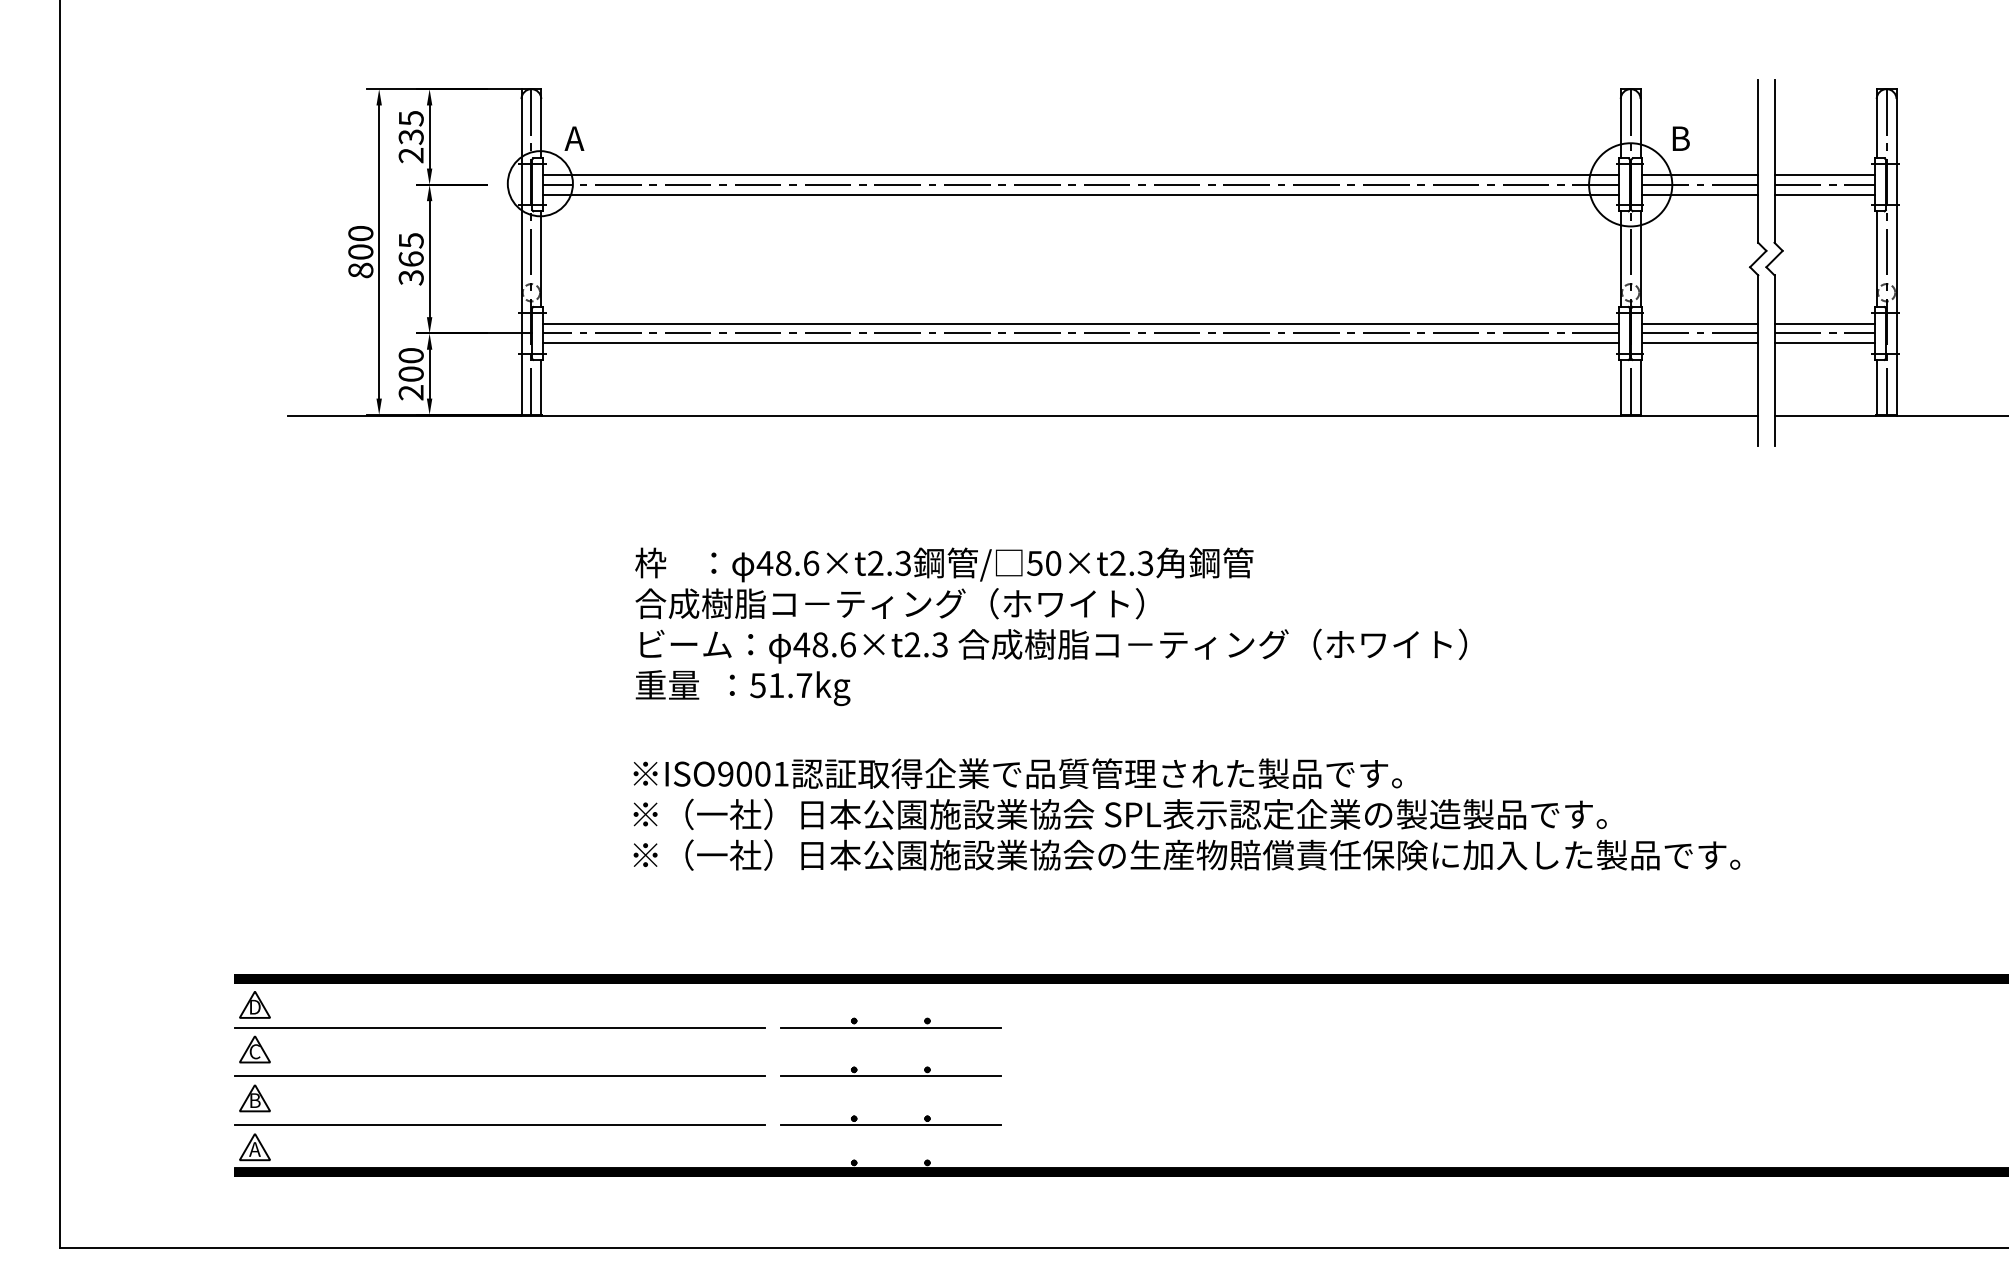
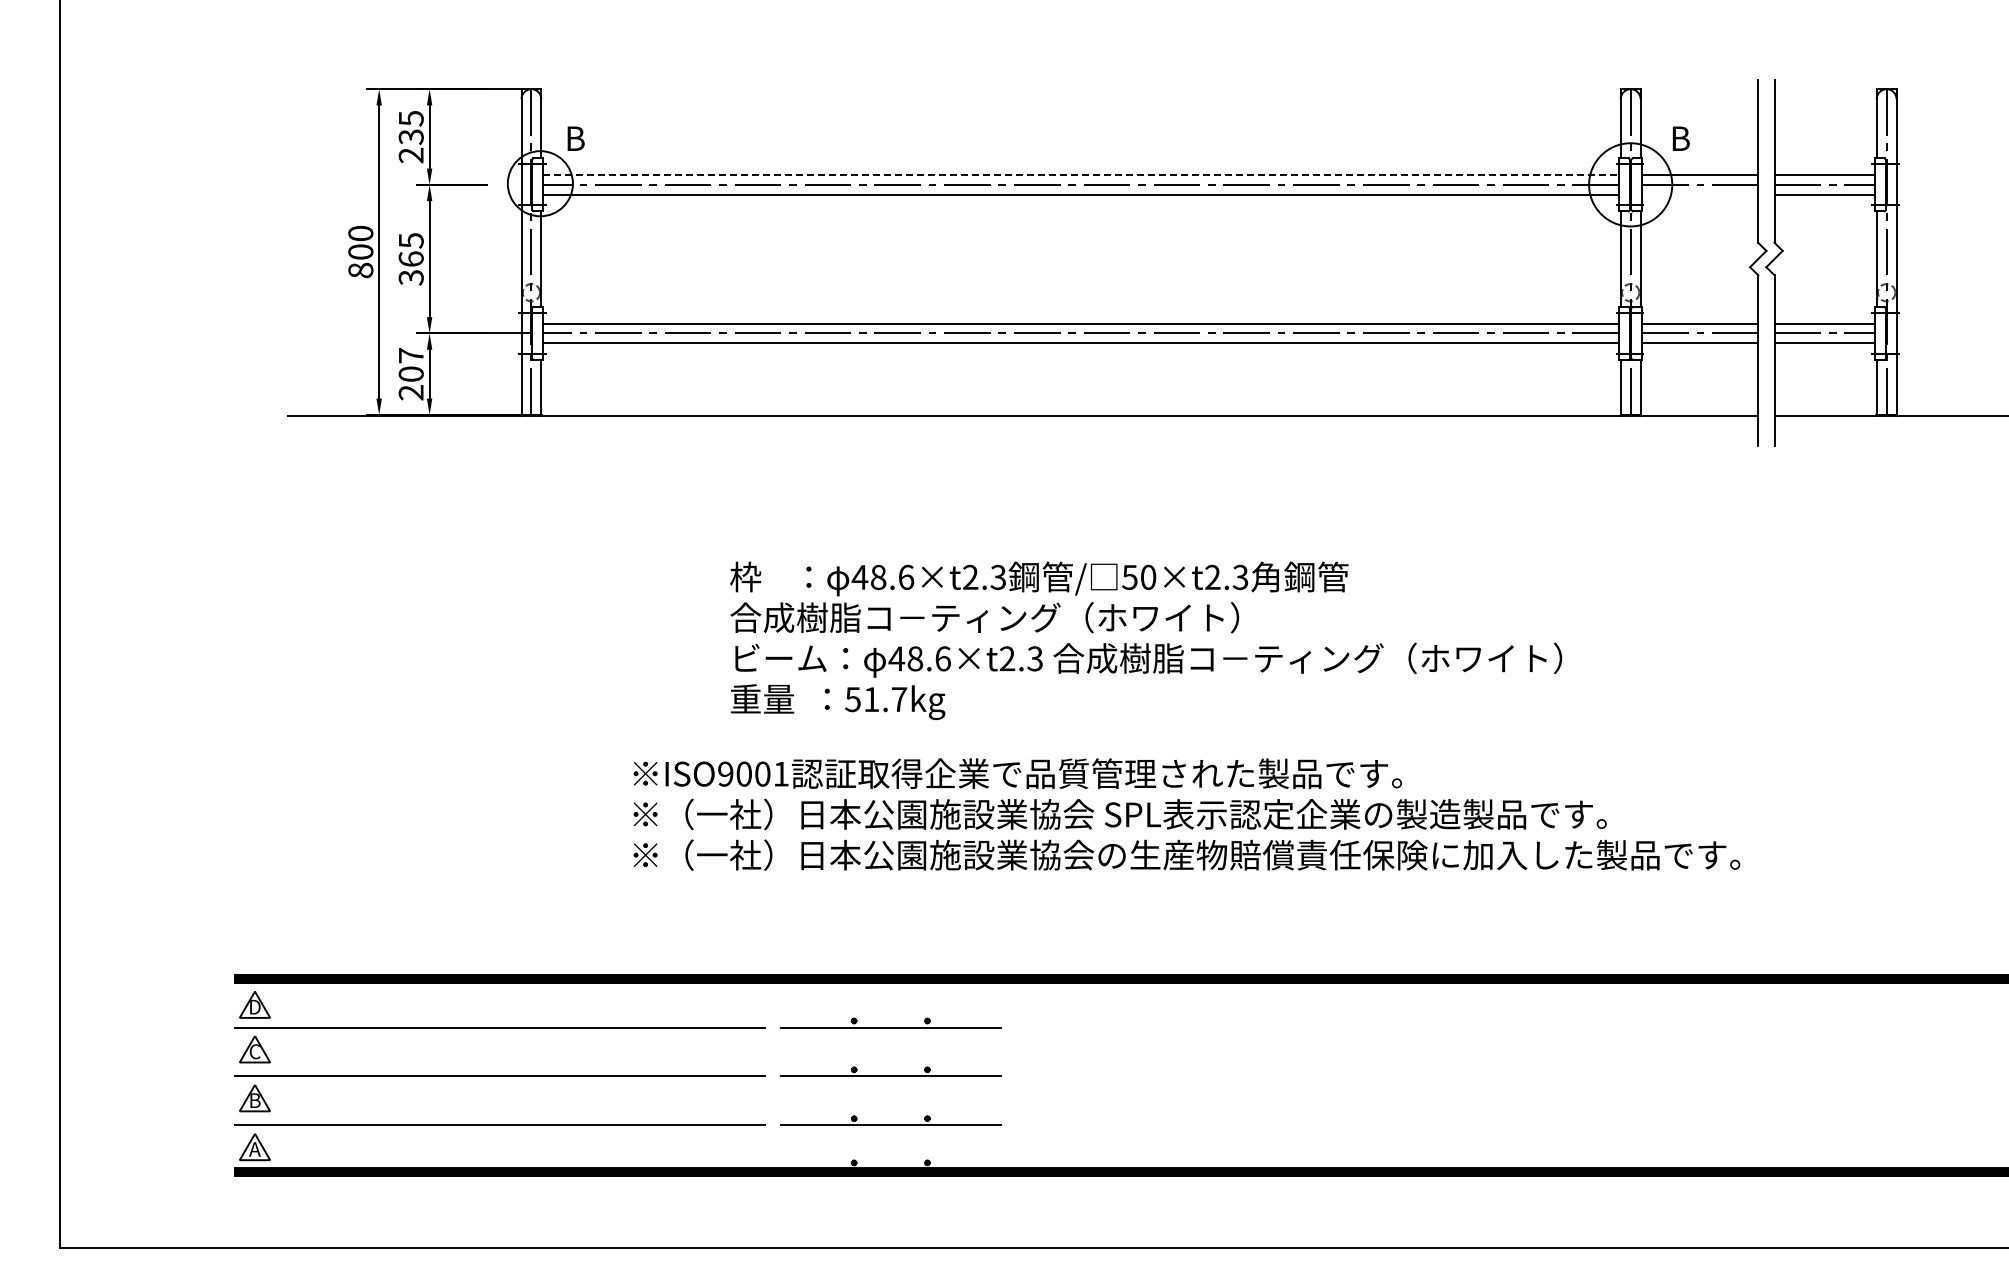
text: A -> B (574, 138)
line: solid -> dashed (1081, 174)
line: present -> none (1700, 194)
text: 200 -> 207 (410, 355)
text position: (1051, 626) -> (1146, 640) (1146, 640)
